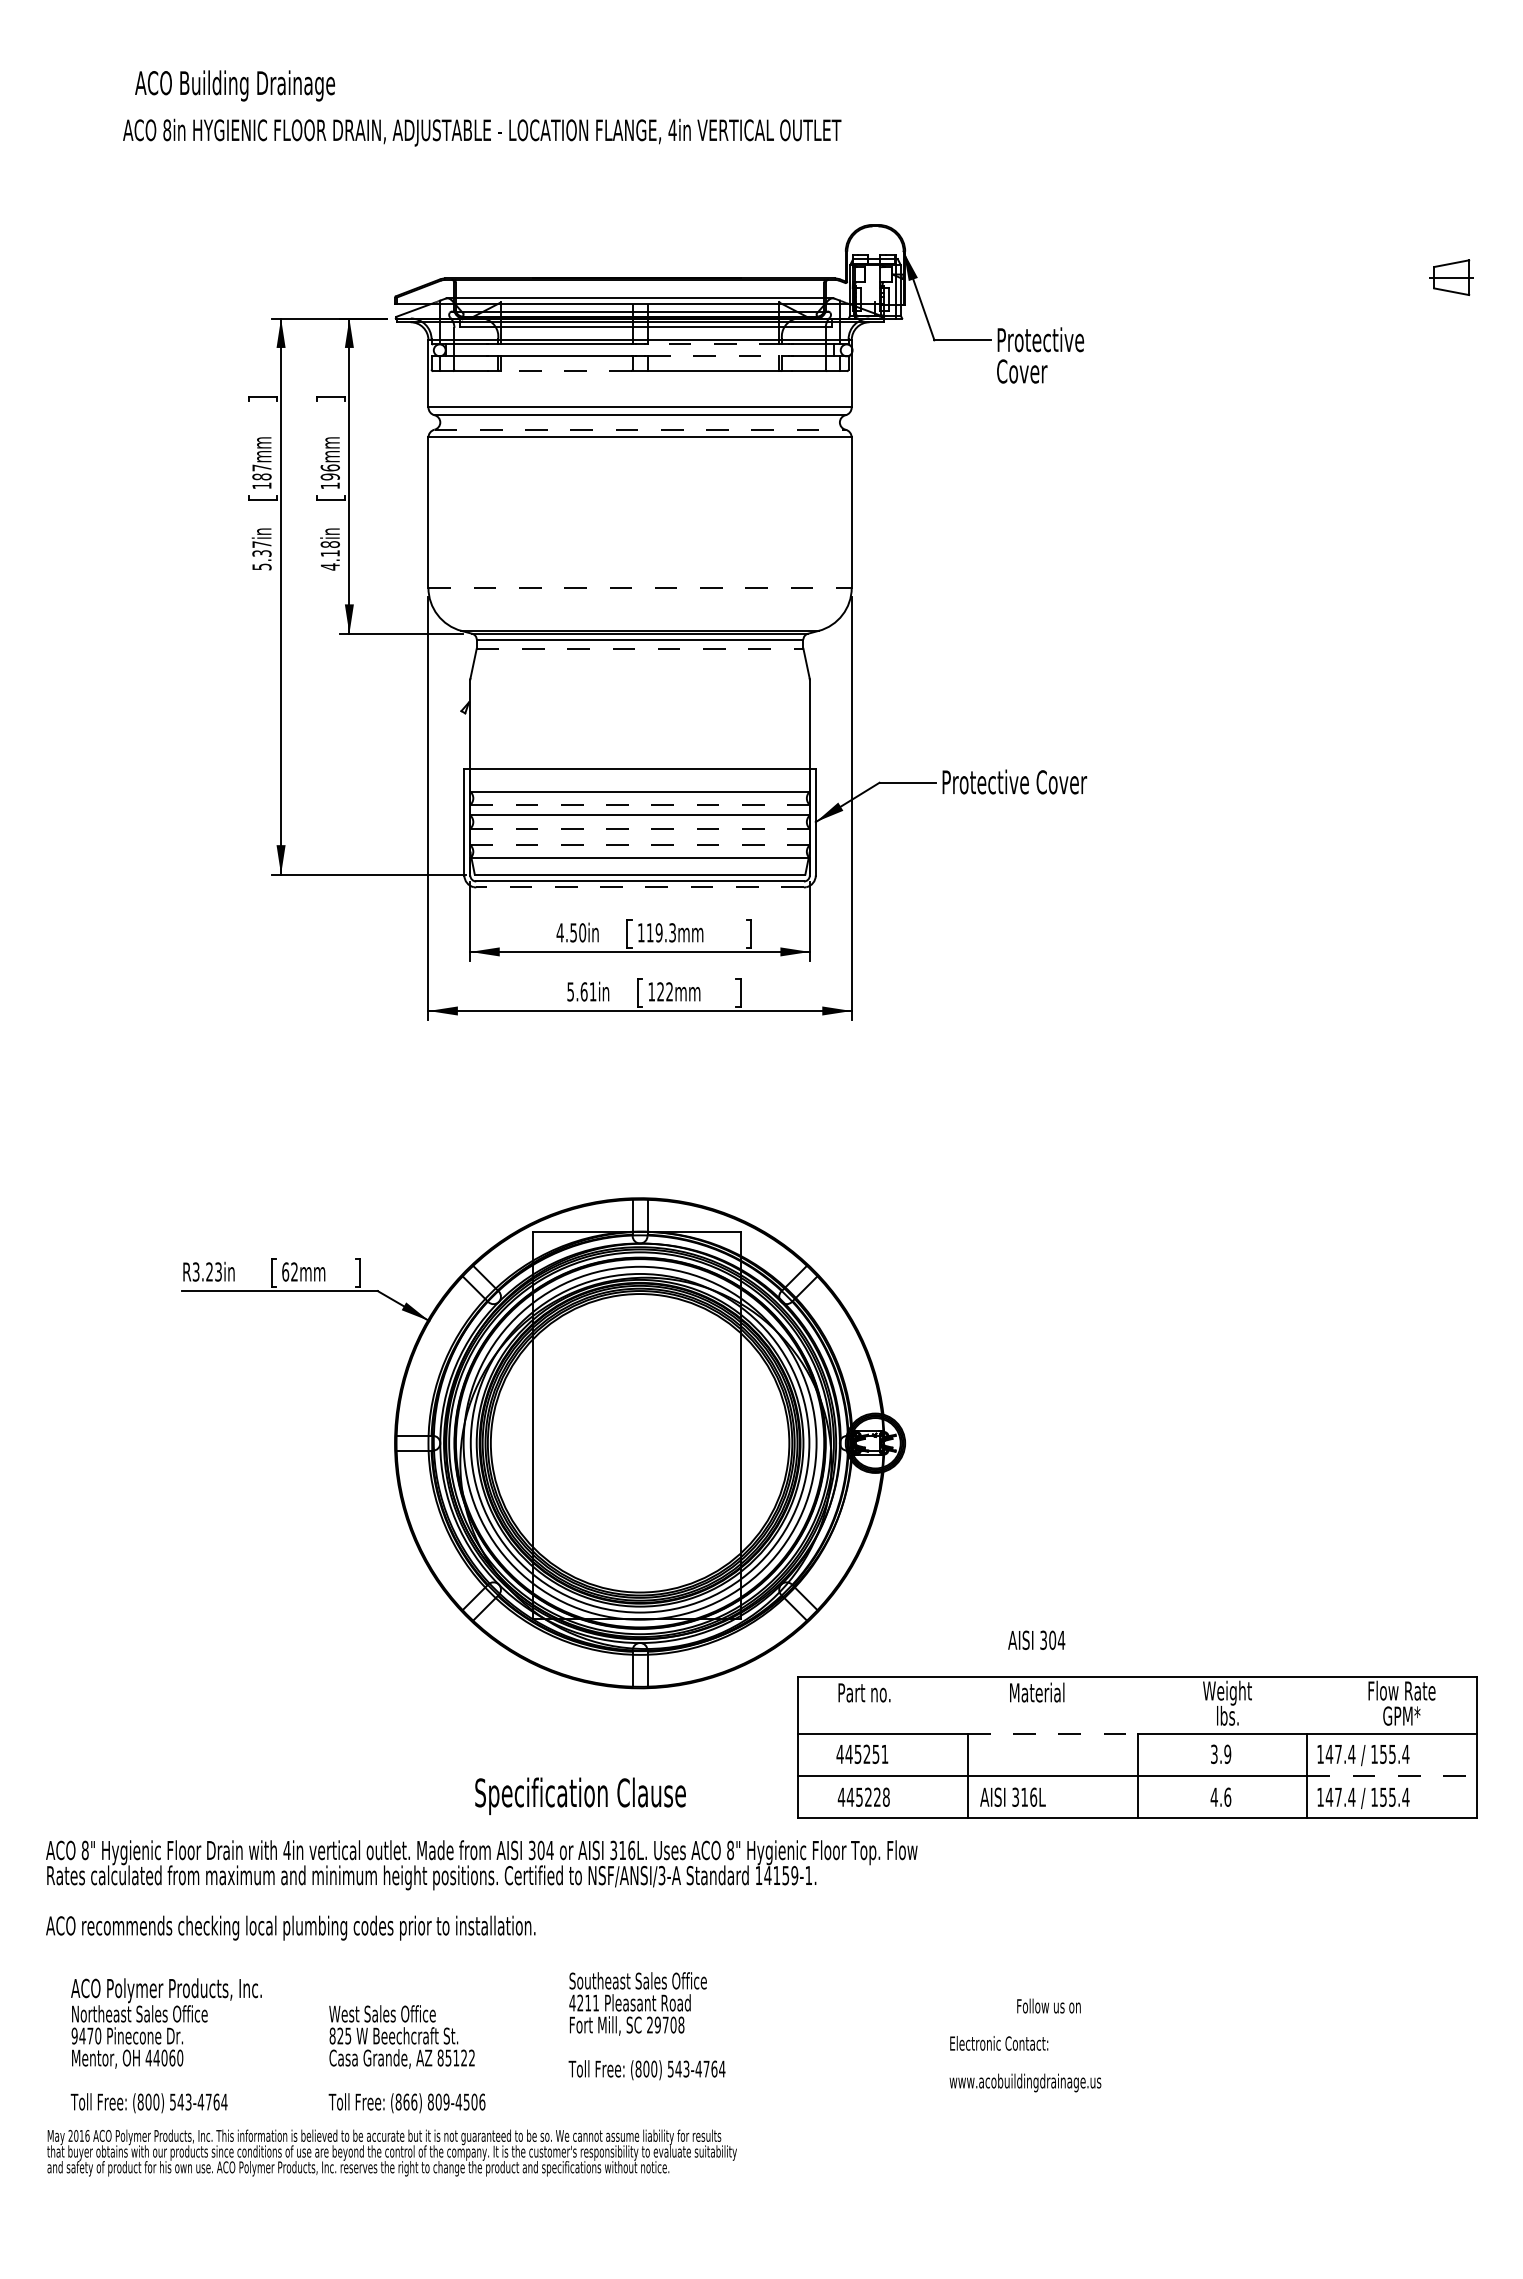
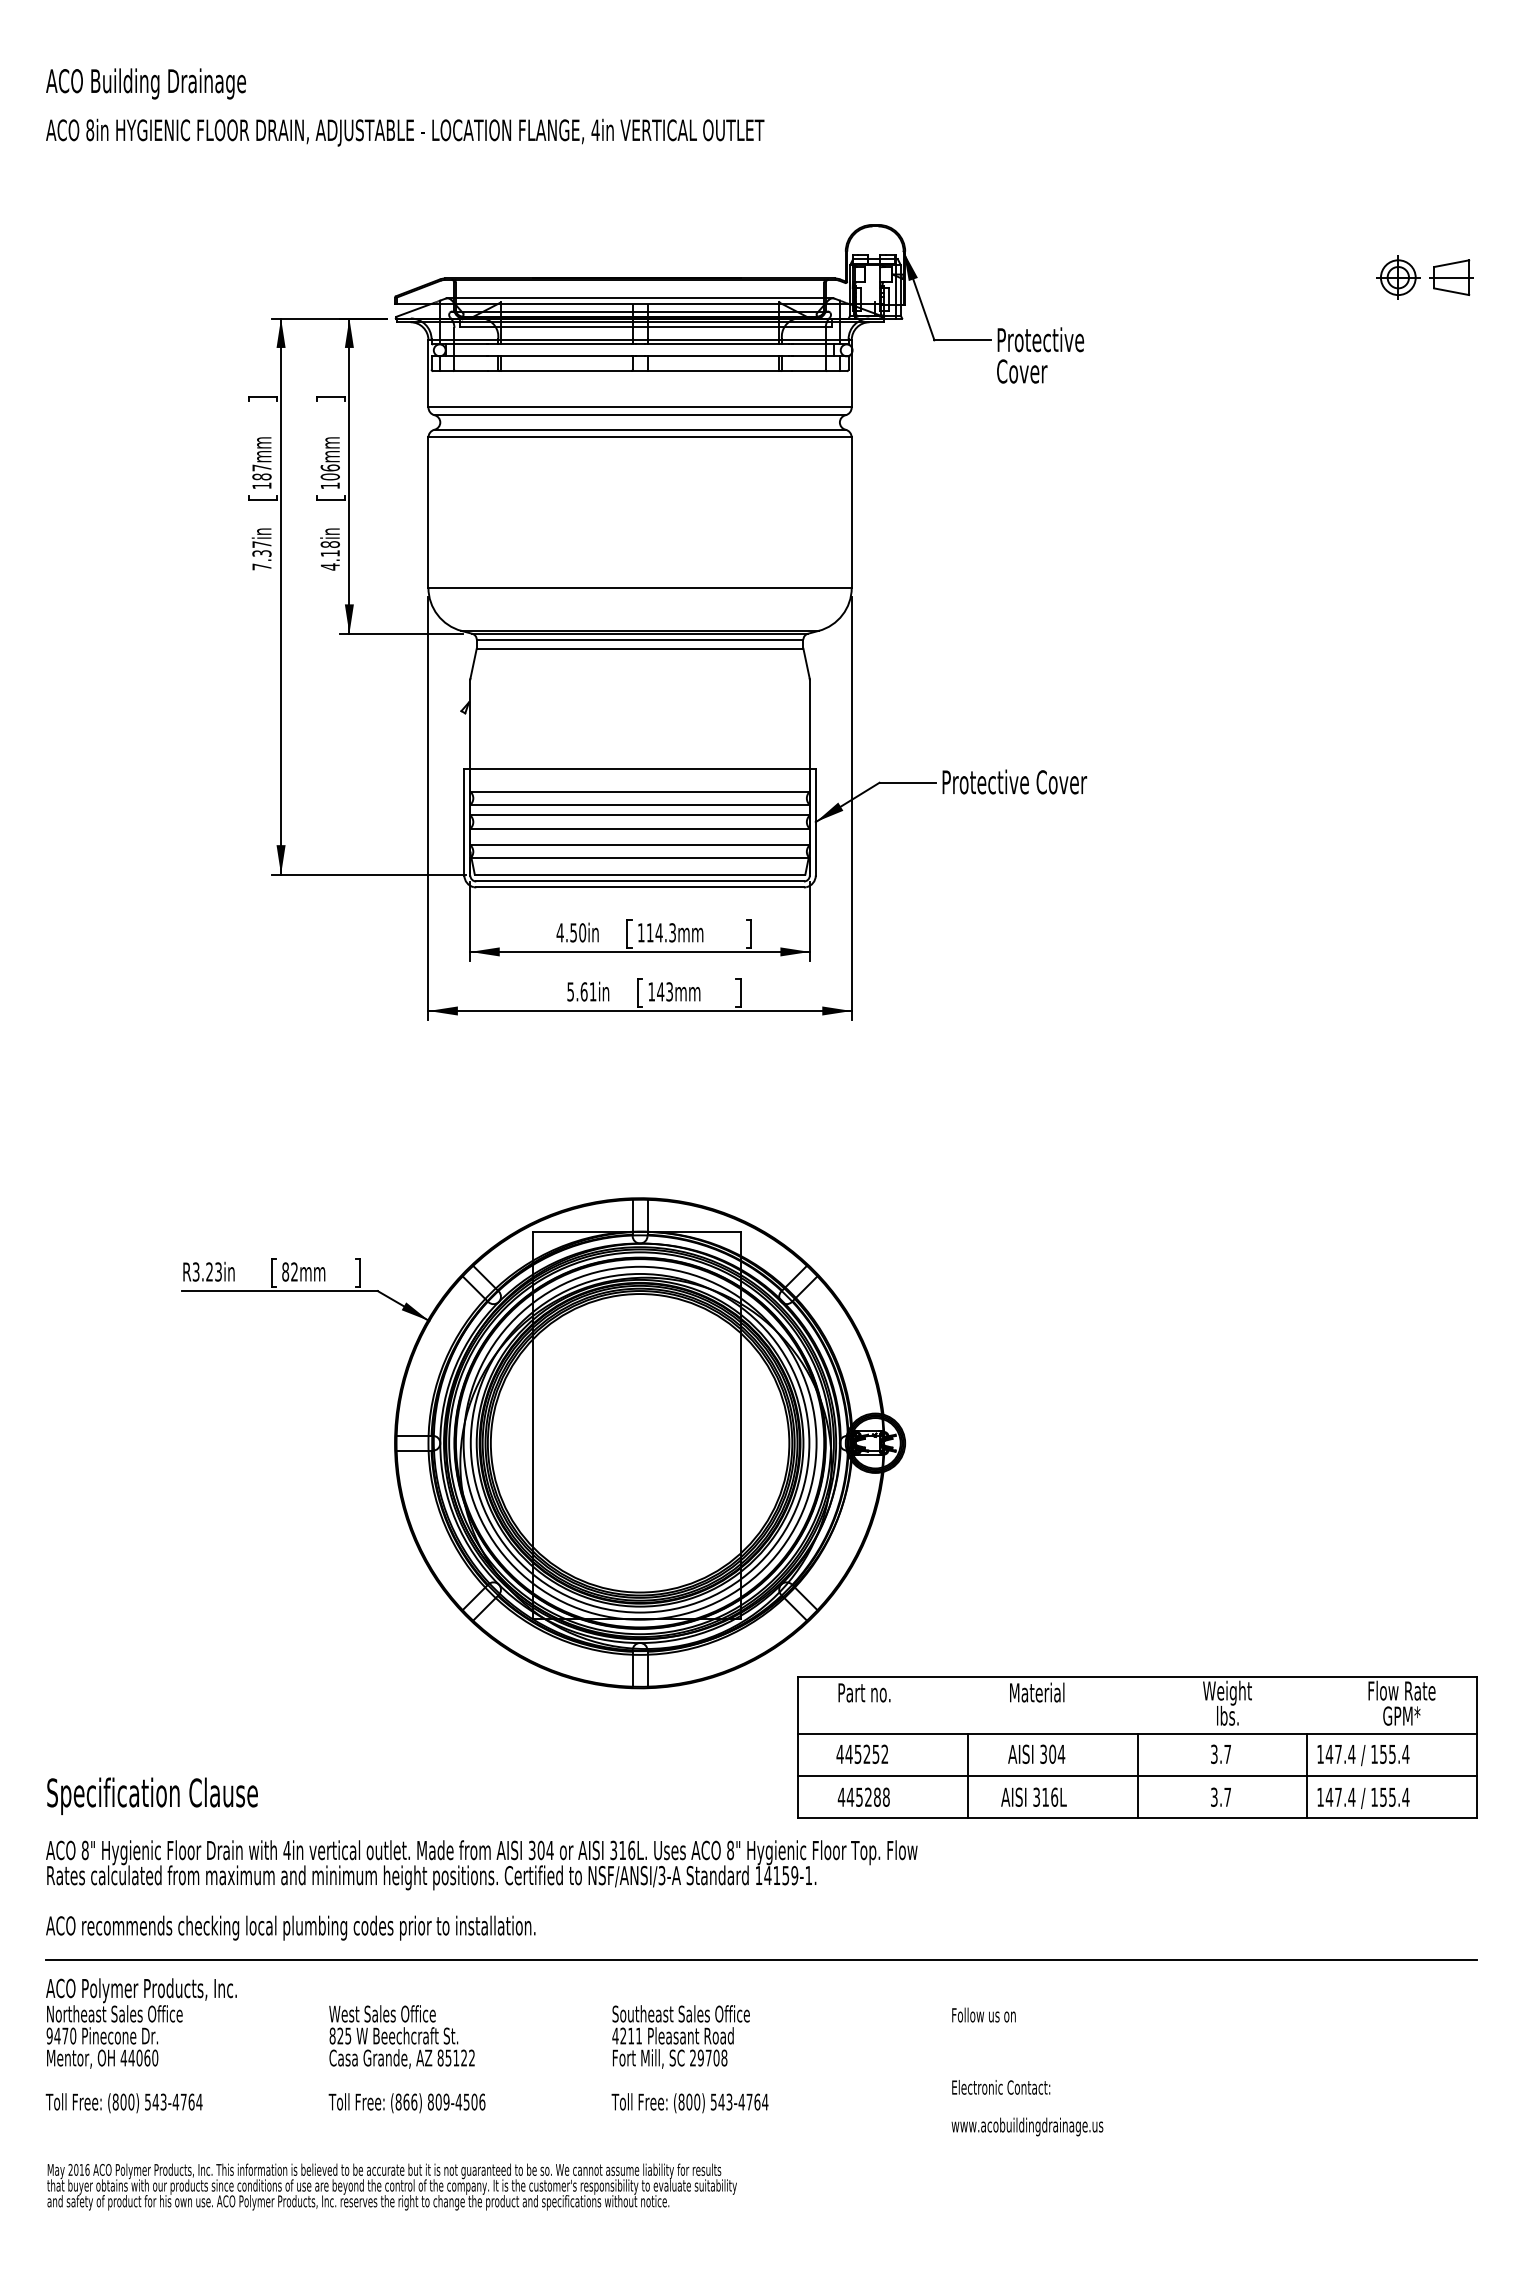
text position: (234, 85) -> (145, 83) (145, 83)
text position: (482, 132) -> (405, 132) (405, 132)
part: none -> present (1398, 277)
line: dashed -> solid (714, 344)
line: dashed -> solid (714, 356)
line: dashed -> solid (565, 371)
line: dashed -> solid (640, 429)
text: 196mm -> 106mm (330, 476)
text: 5.37in -> 7.37in (261, 566)
line: dashed -> solid (640, 587)
line: dashed -> solid (640, 648)
line: dashed -> solid (640, 804)
line: dashed -> solid (640, 828)
line: dashed -> solid (640, 845)
line: dashed -> solid (640, 887)
text: 119.3mm -> 114.3mm (658, 932)
text: 122mm -> 143mm (664, 991)
text: 62mm -> 82mm (285, 1271)
text position: (1036, 1639) -> (1036, 1753) (1036, 1753)
line: dashed -> solid (1052, 1733)
text: 445251 -> 445252 (884, 1753)
text: 3.9 -> 3.7 (1227, 1753)
line: dashed -> solid (1392, 1775)
text position: (580, 1795) -> (152, 1795) (152, 1795)
text: 445228 -> 445288 (877, 1796)
text position: (1012, 1796) -> (1033, 1796) (1033, 1796)
text: 4.6 -> 3.7 (1220, 1796)
line: none -> present (761, 1959)
text position: (1048, 2005) -> (983, 2014) (983, 2014)
text position: (646, 2026) -> (689, 2059) (689, 2059)
text position: (165, 2045) -> (140, 2045) (140, 2045)
text position: (1025, 2064) -> (1027, 2108) (1027, 2108)
text position: (391, 2152) -> (391, 2186) (391, 2186)
